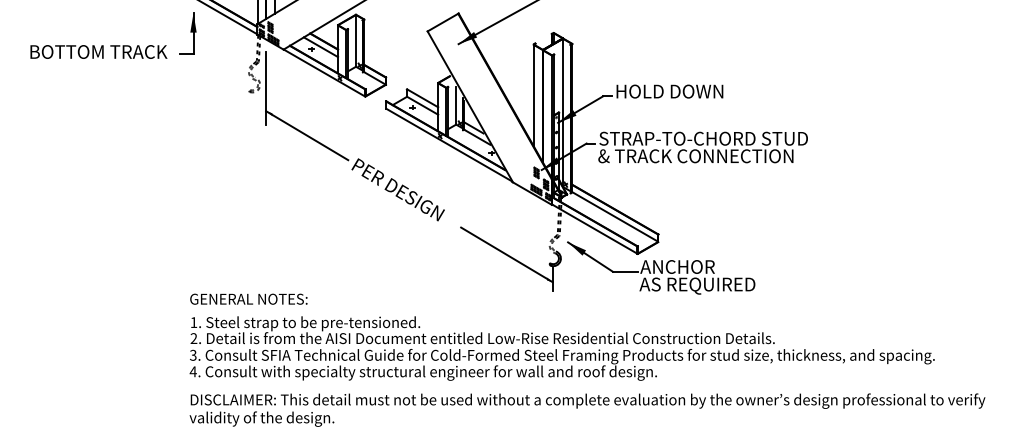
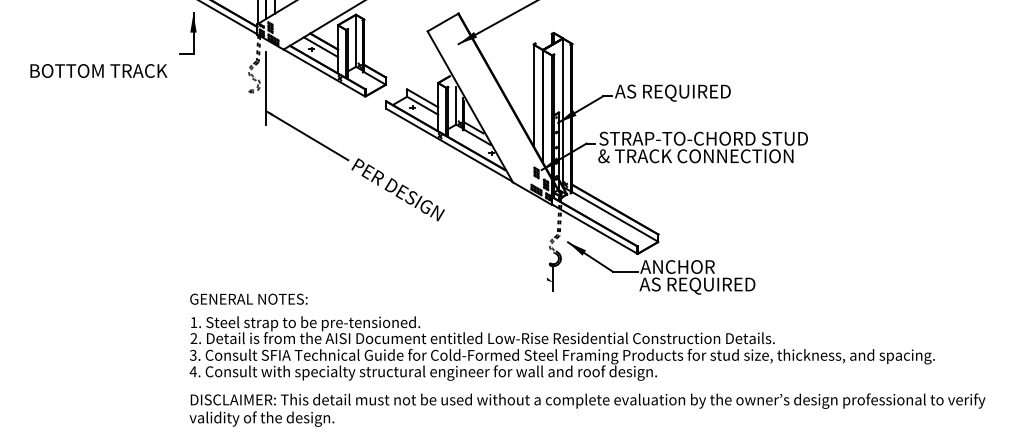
text position: (98, 51) -> (98, 70) (98, 70)
text: HOLD DOWN -> AS REQUIRED (672, 92)
line: present -> none (506, 254)
